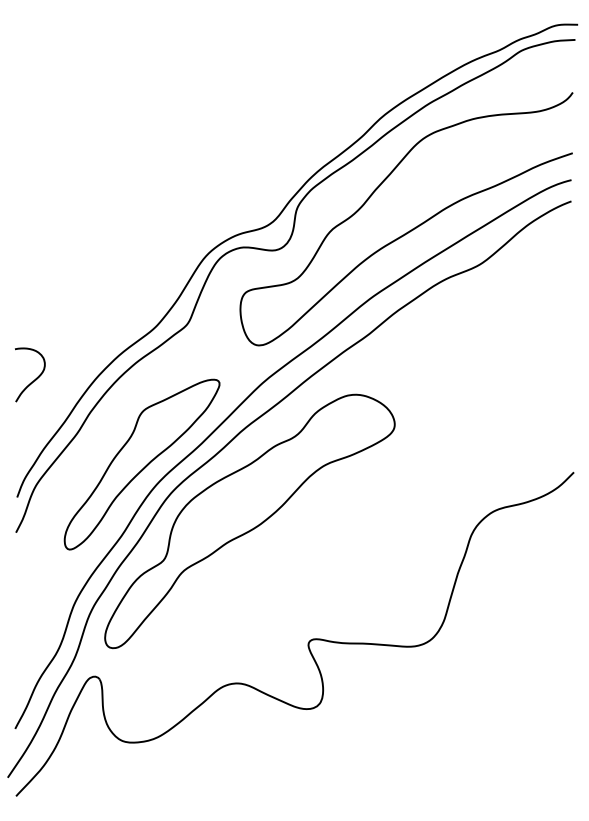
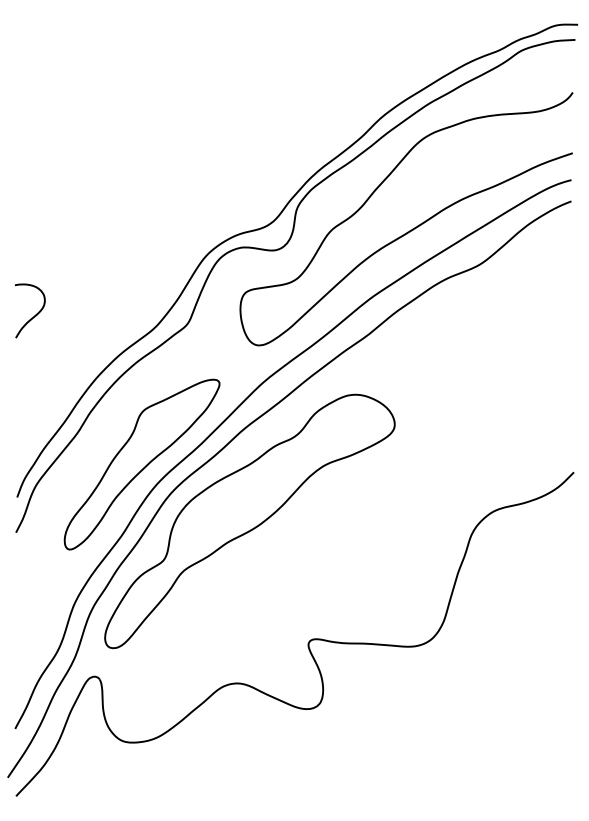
curve position: (35, 378) -> (35, 314) (35, 314)
